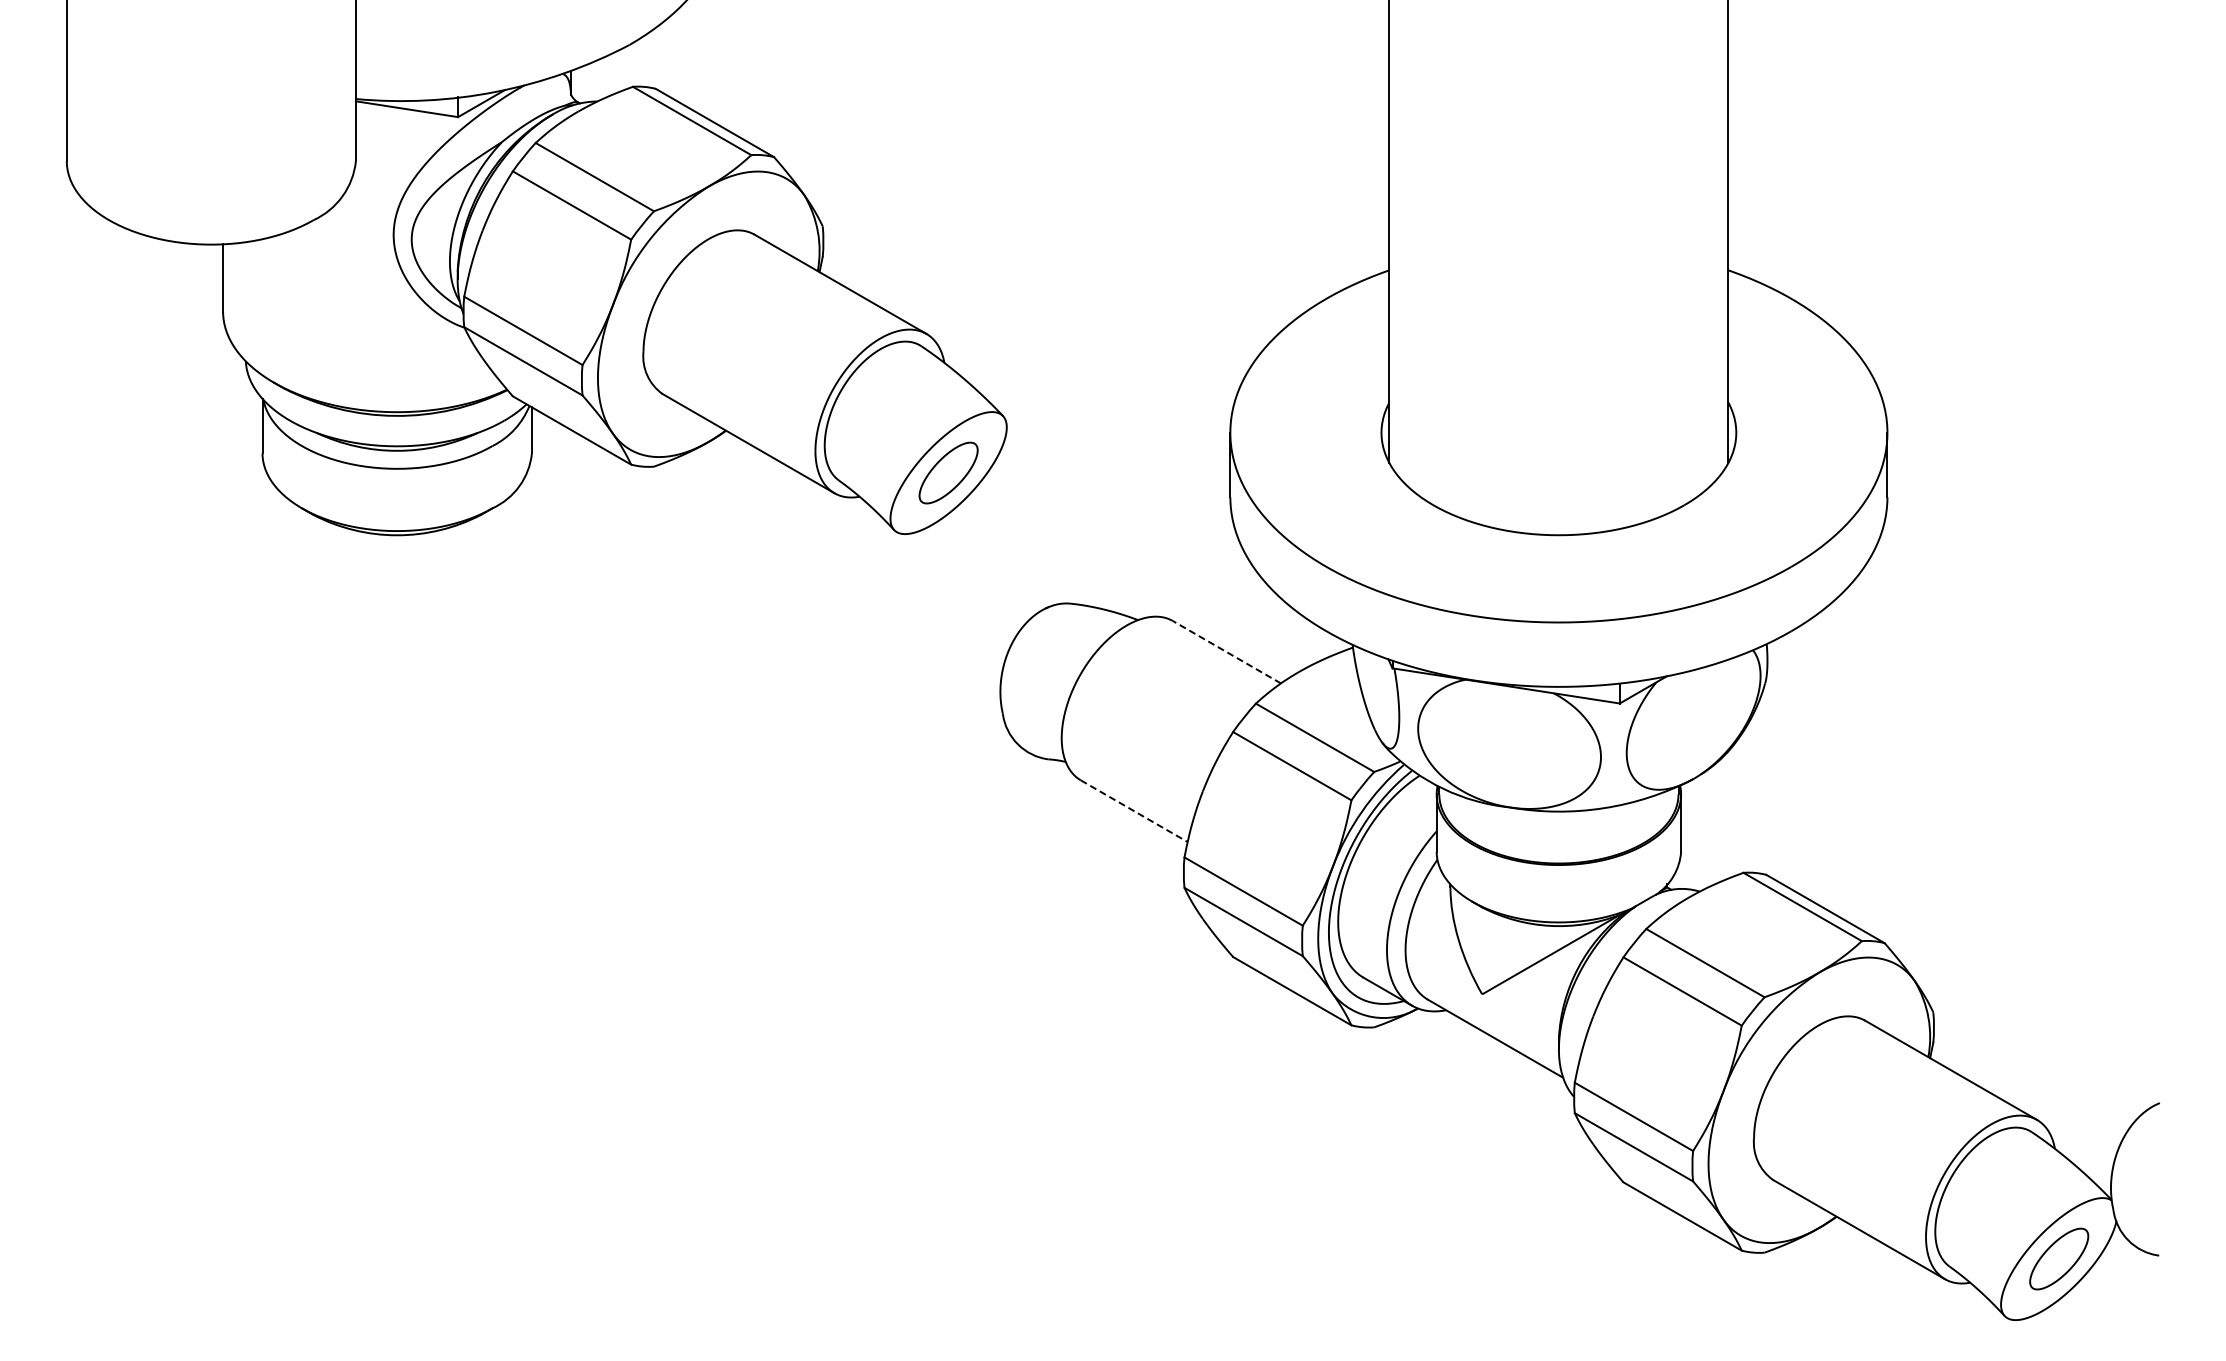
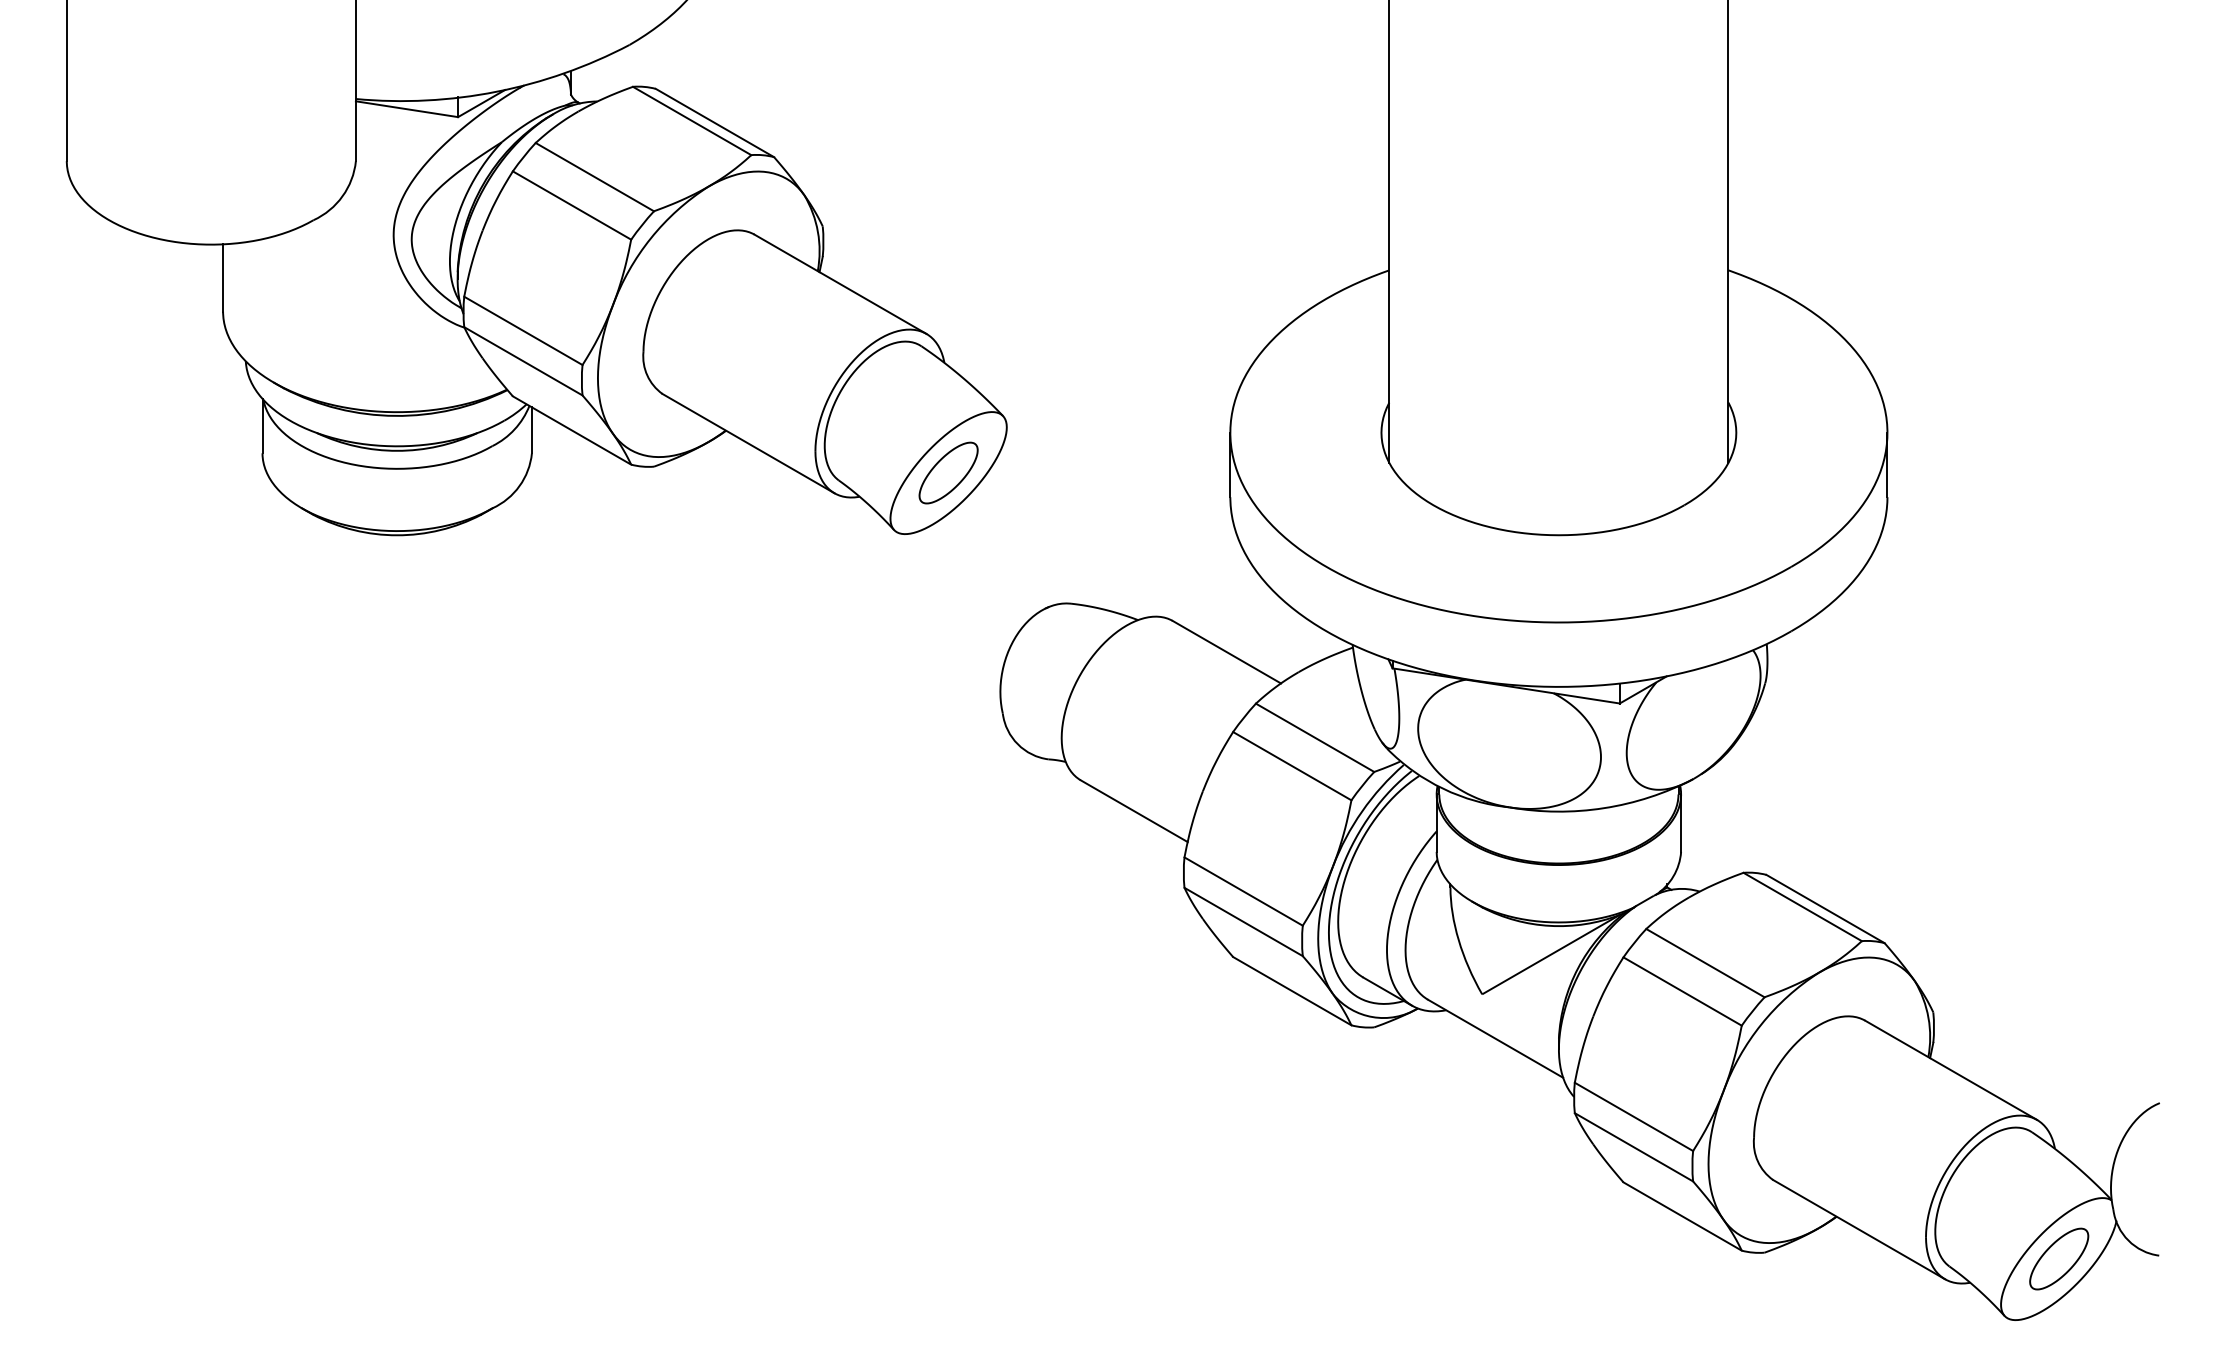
line: dashed -> solid (1226, 652)
line: dashed -> solid (1134, 811)
